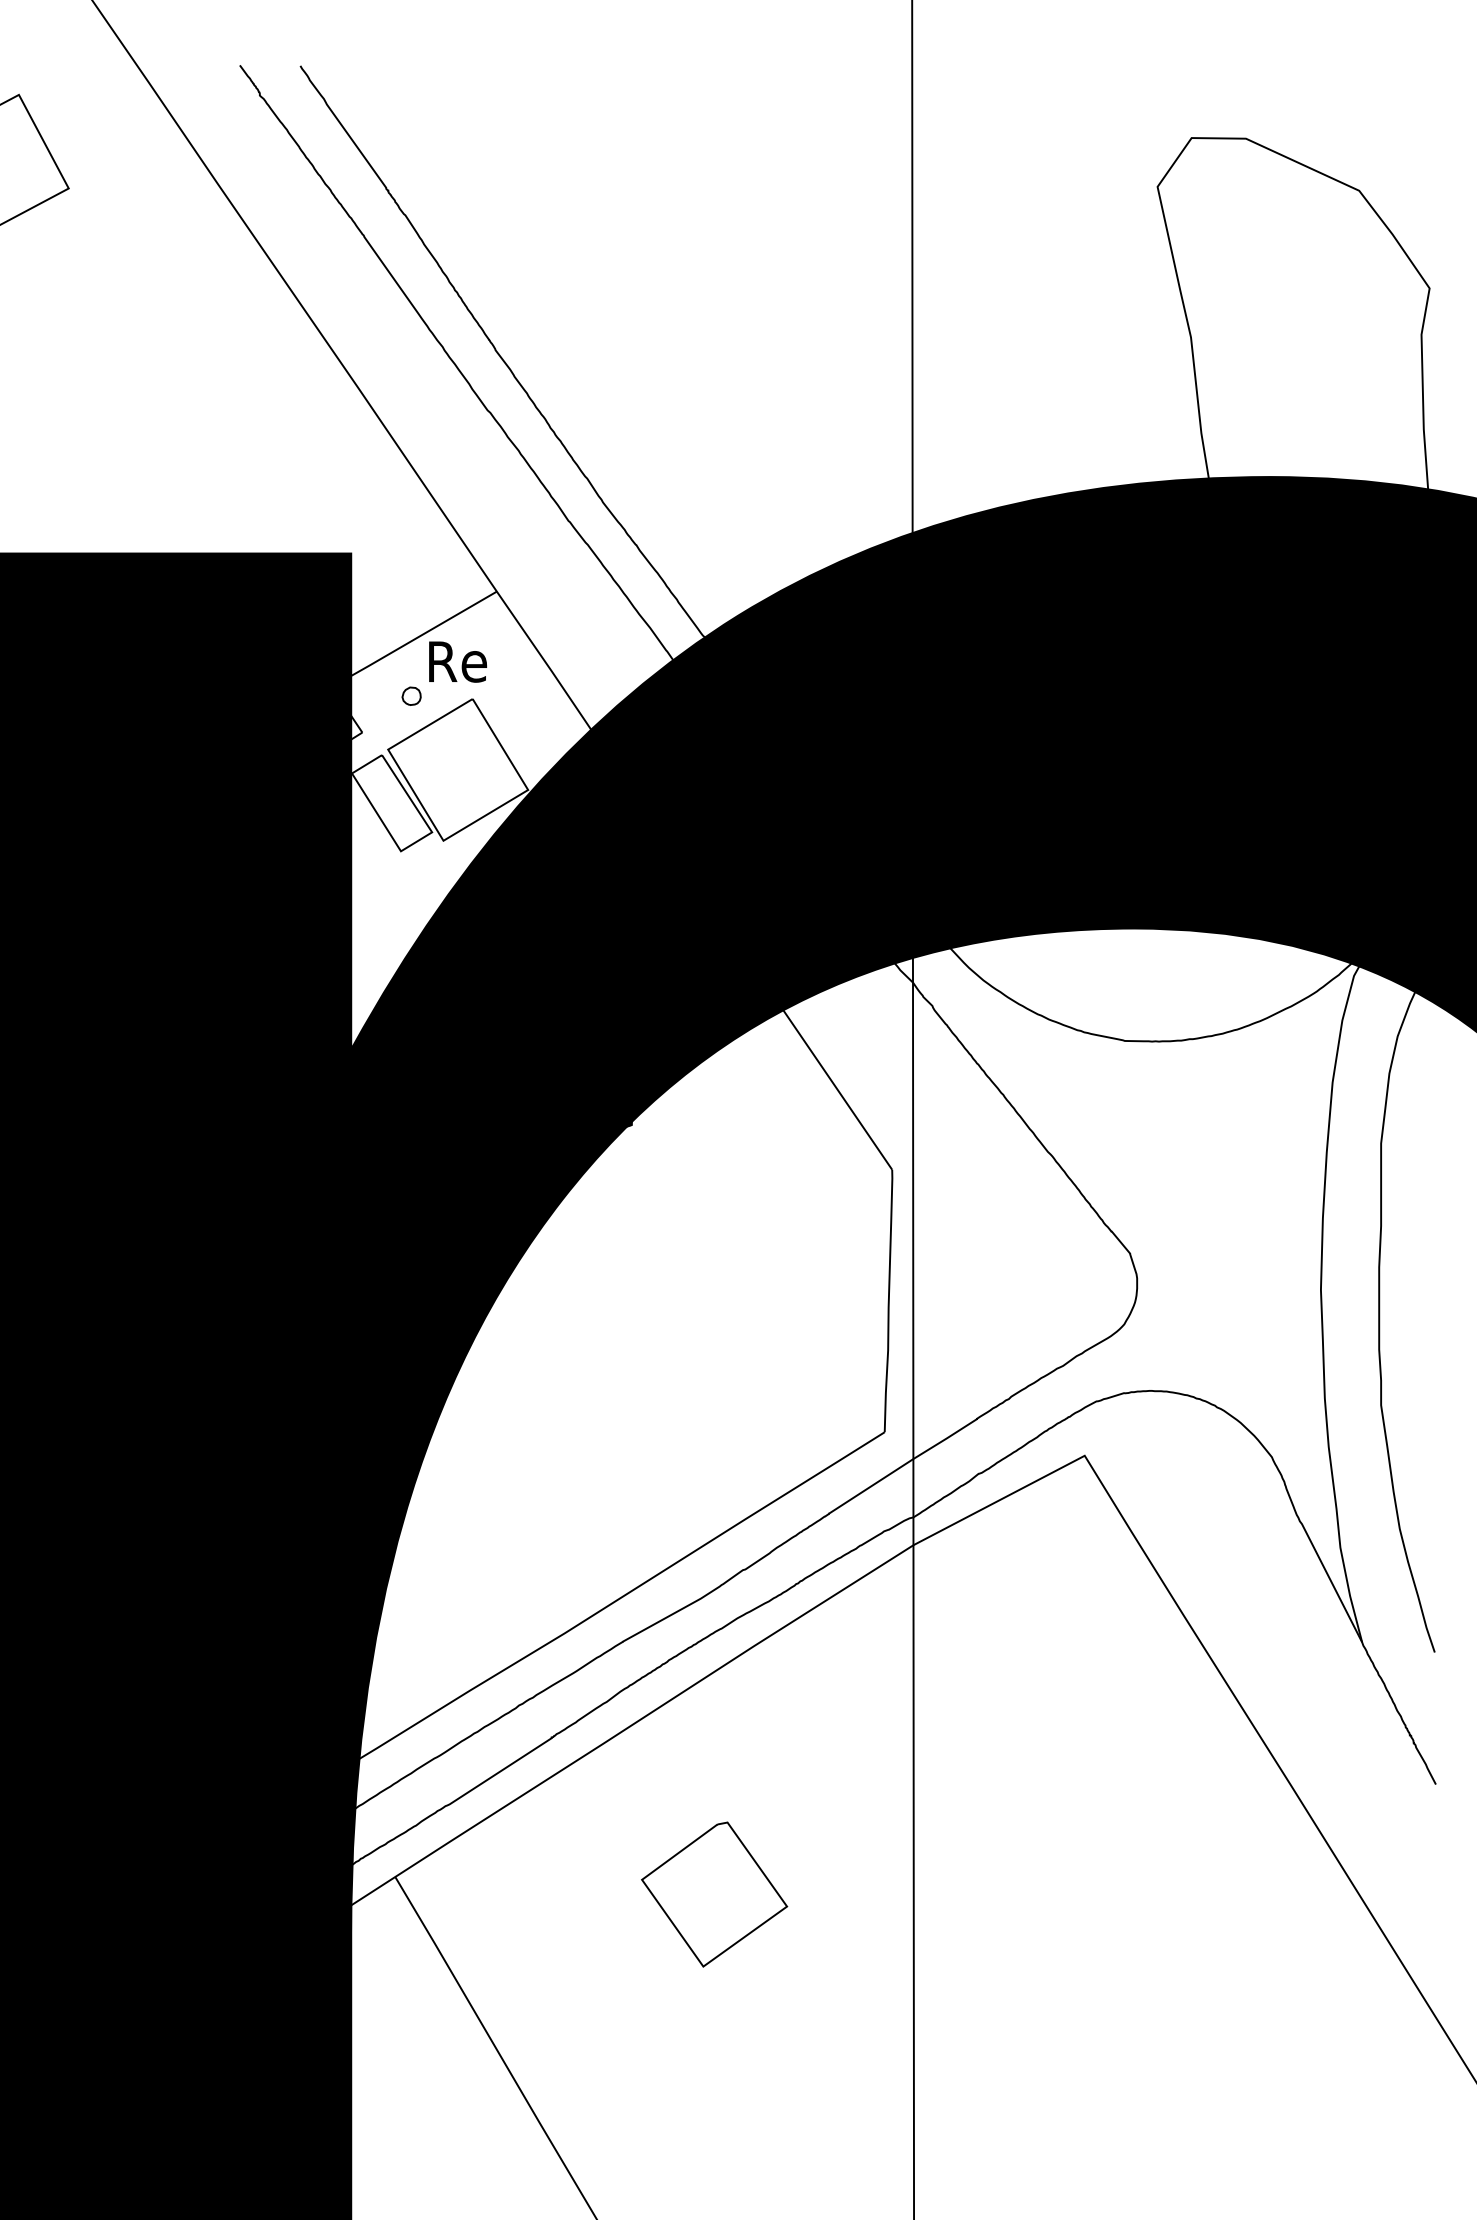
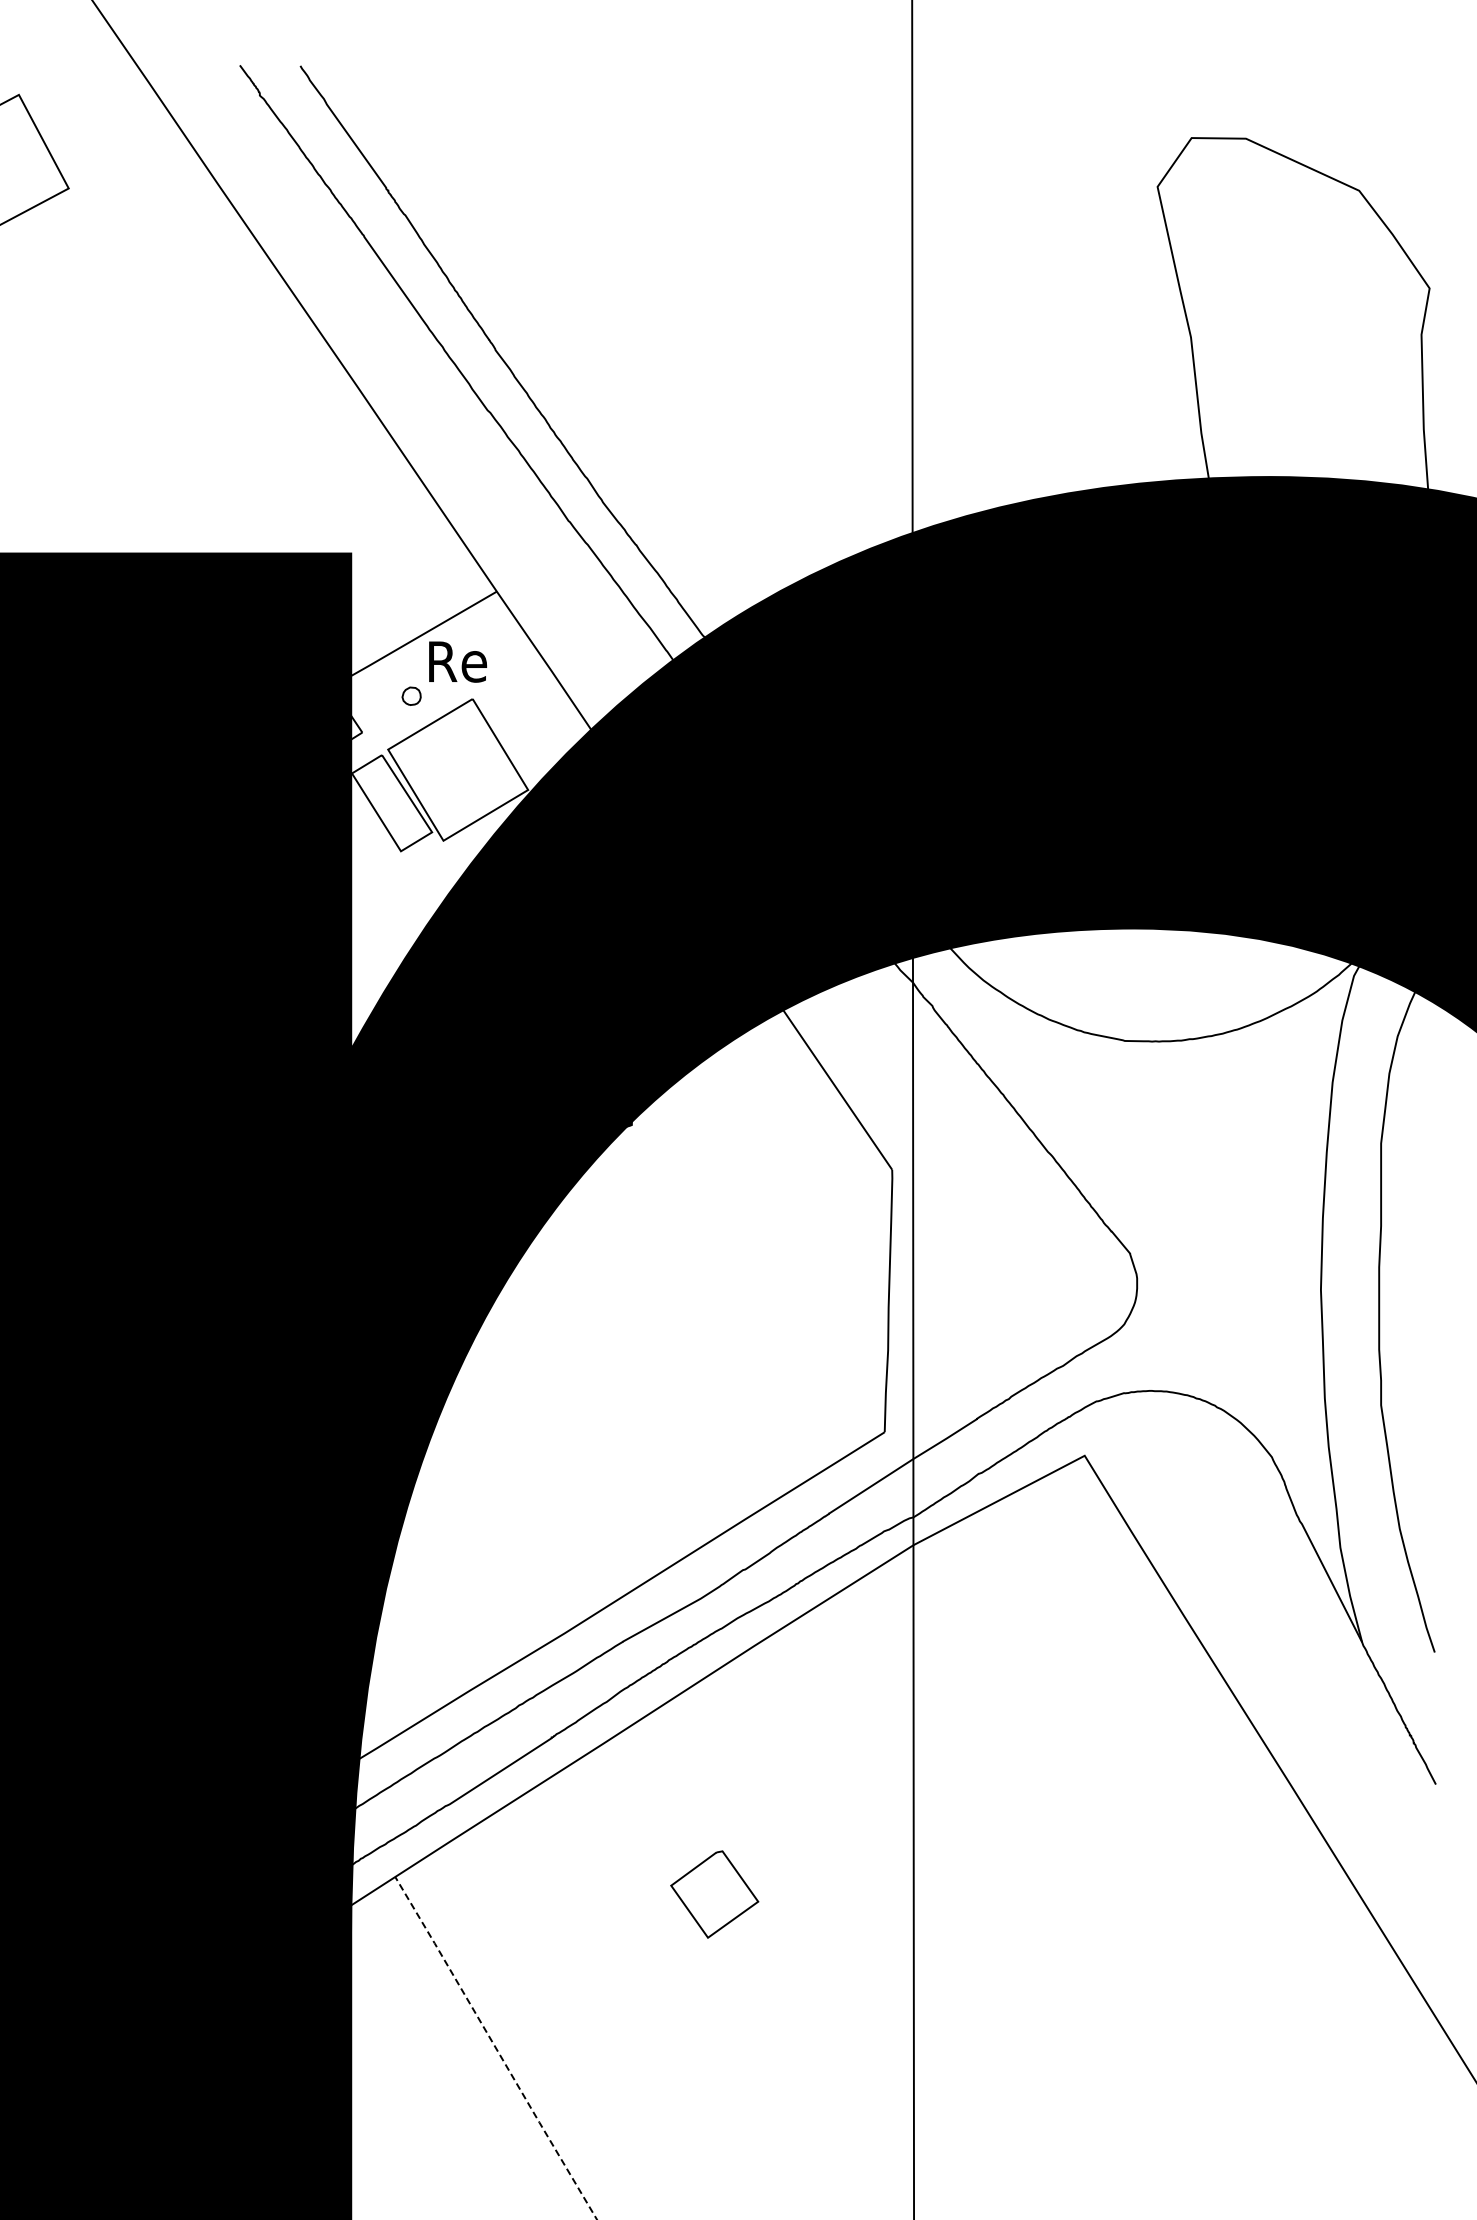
part size: 148x147 px -> 90x89 px (714, 1894)
line: solid -> dashed (495, 2047)
